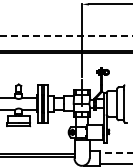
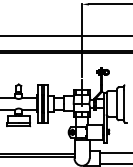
line: dashed -> solid (66, 35)
line: dashed -> solid (115, 152)
